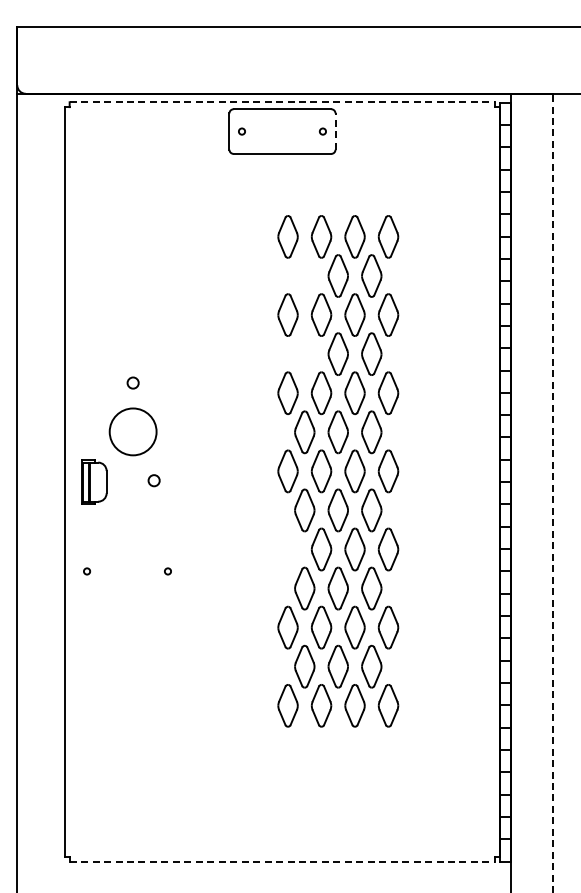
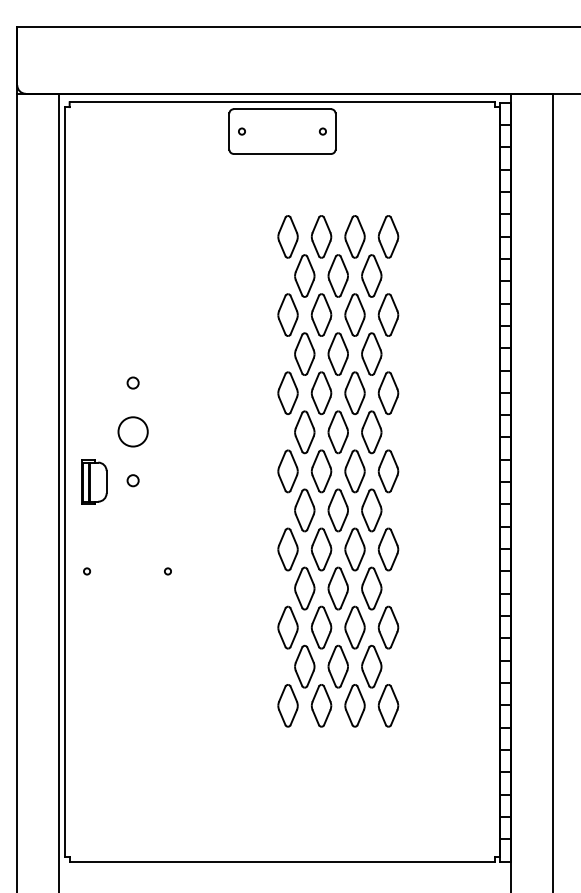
line: dashed -> solid (282, 102)
line: dashed -> solid (335, 131)
part: none -> present (304, 275)
part: none -> present (304, 353)
circle diameter: 47 px -> 29 px (132, 431)
circle position: (153, 480) -> (132, 480) (132, 480)
line: none -> present (59, 491)
line: dashed -> solid (553, 492)
part: none -> present (287, 549)
line: dashed -> solid (282, 862)
